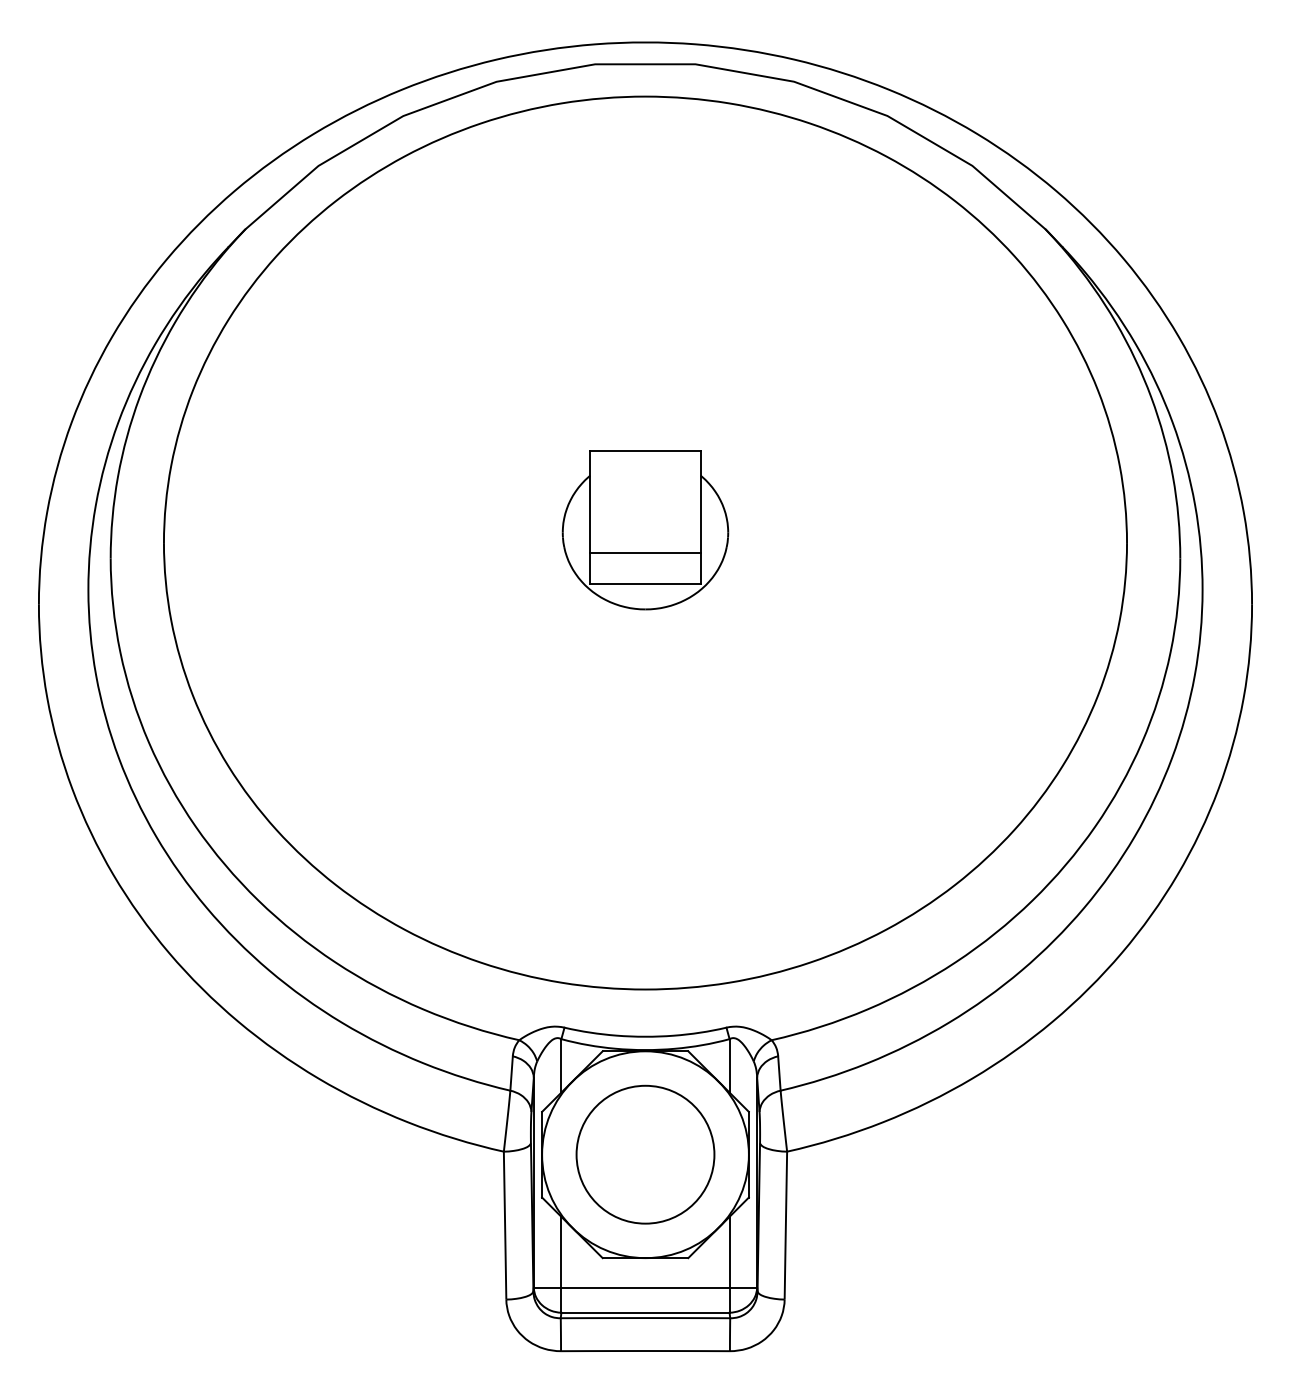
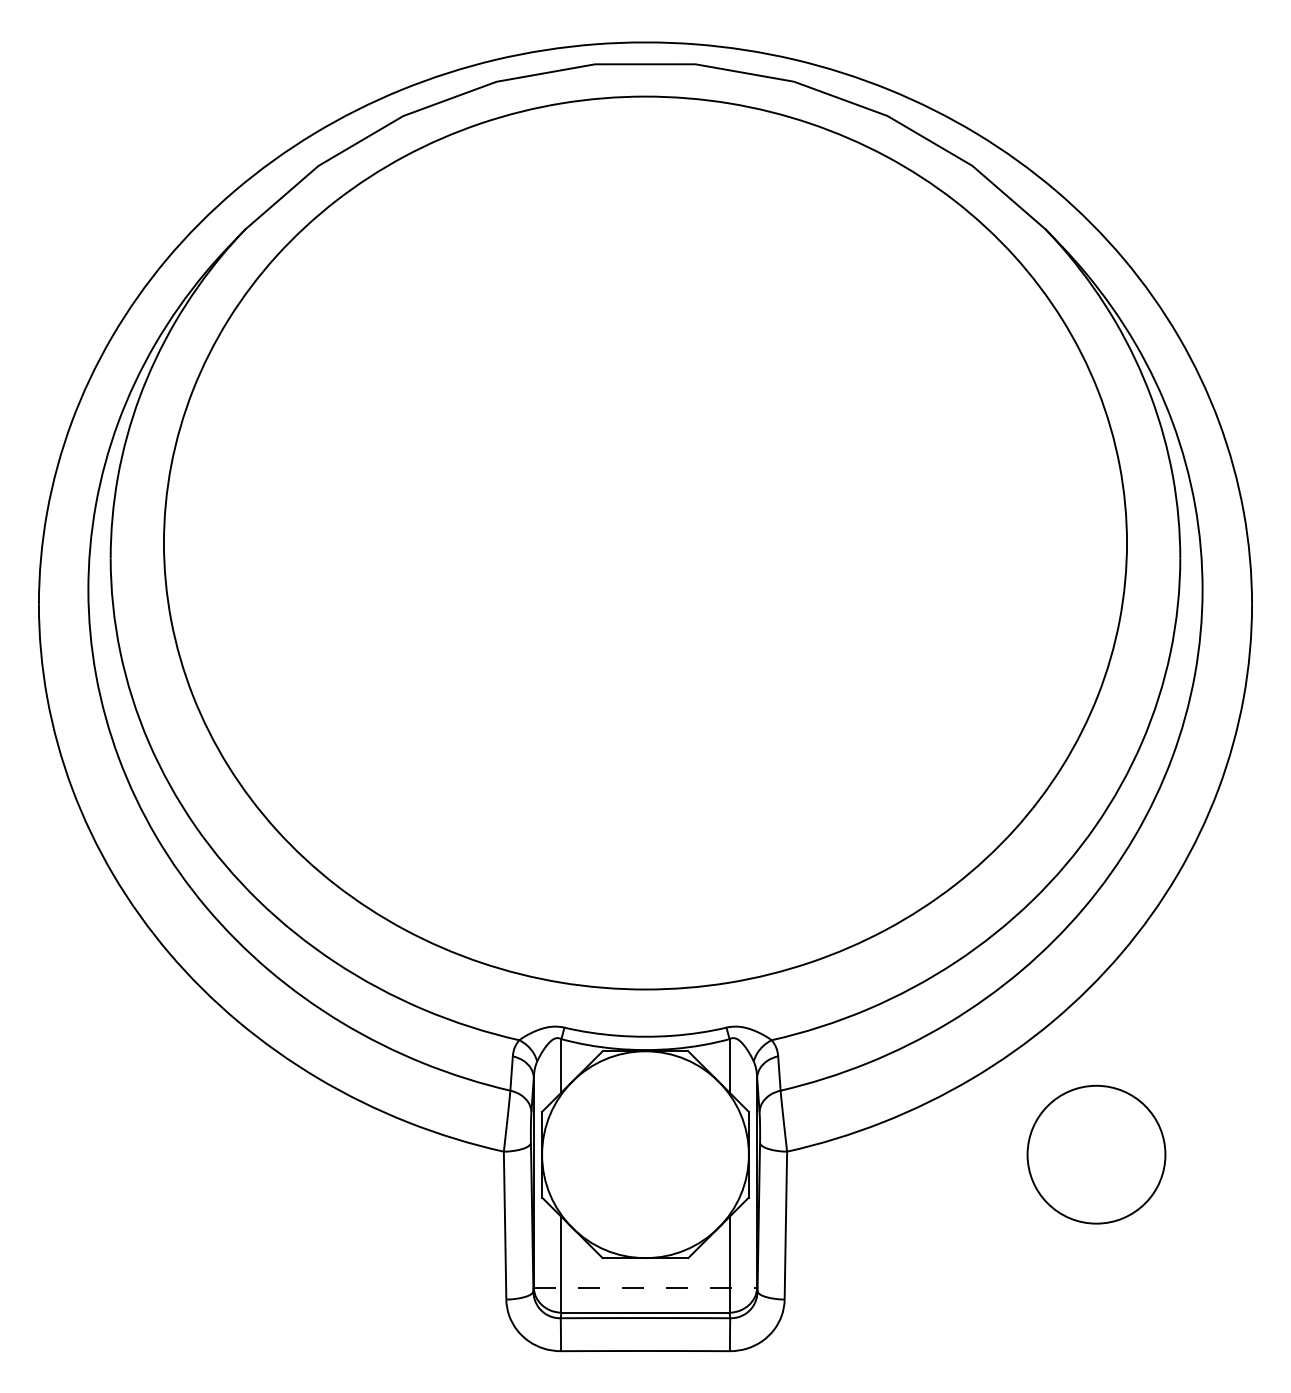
part: present -> none (645, 530)
circle position: (645, 1154) -> (1096, 1154) (1096, 1154)
line: solid -> dashed (645, 1287)
